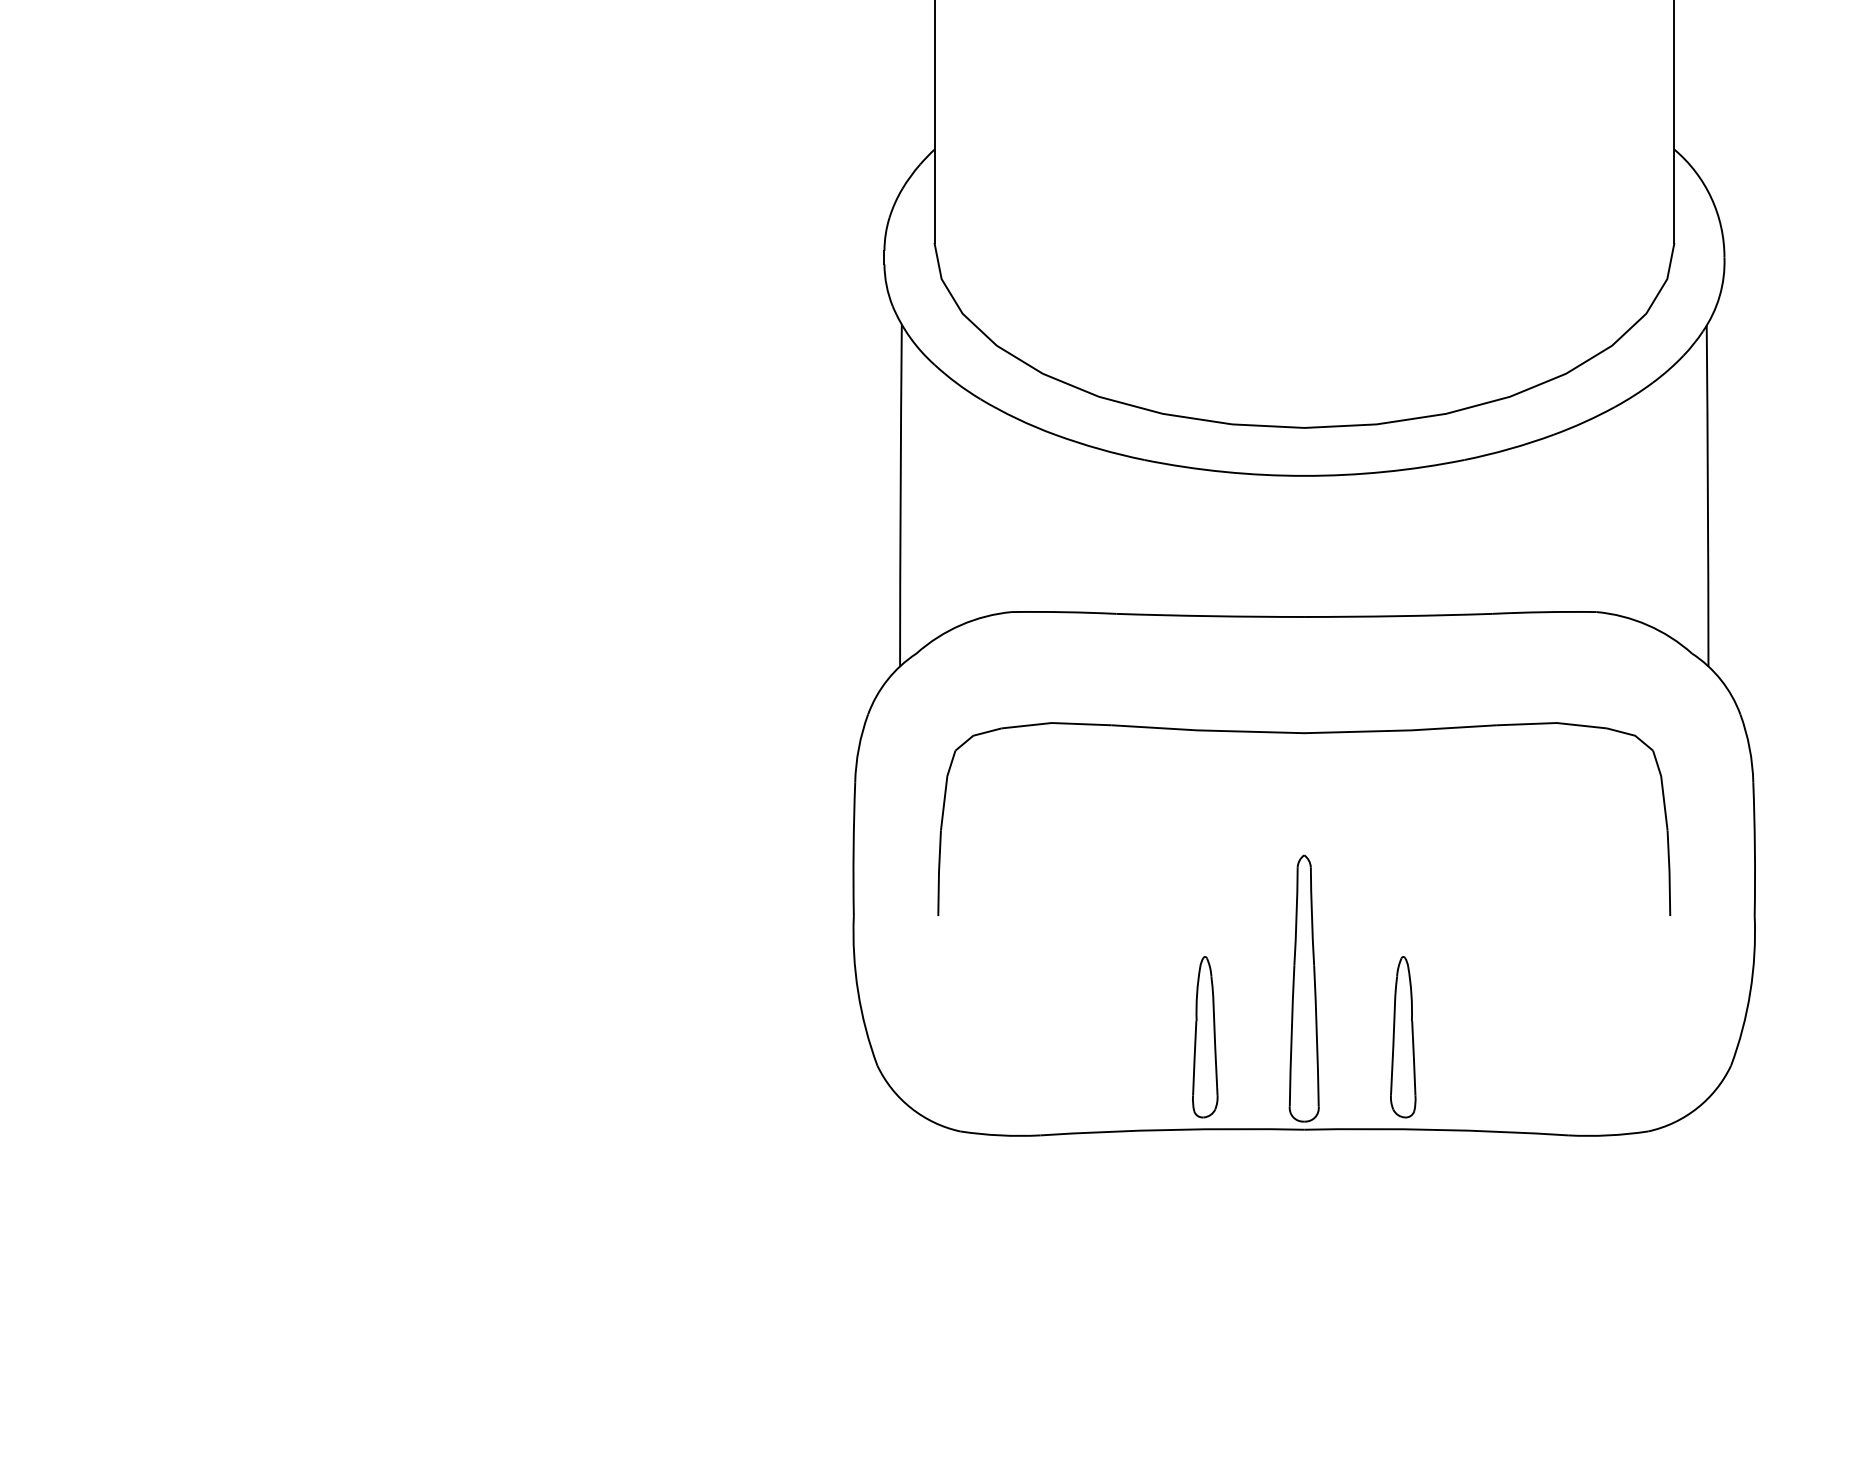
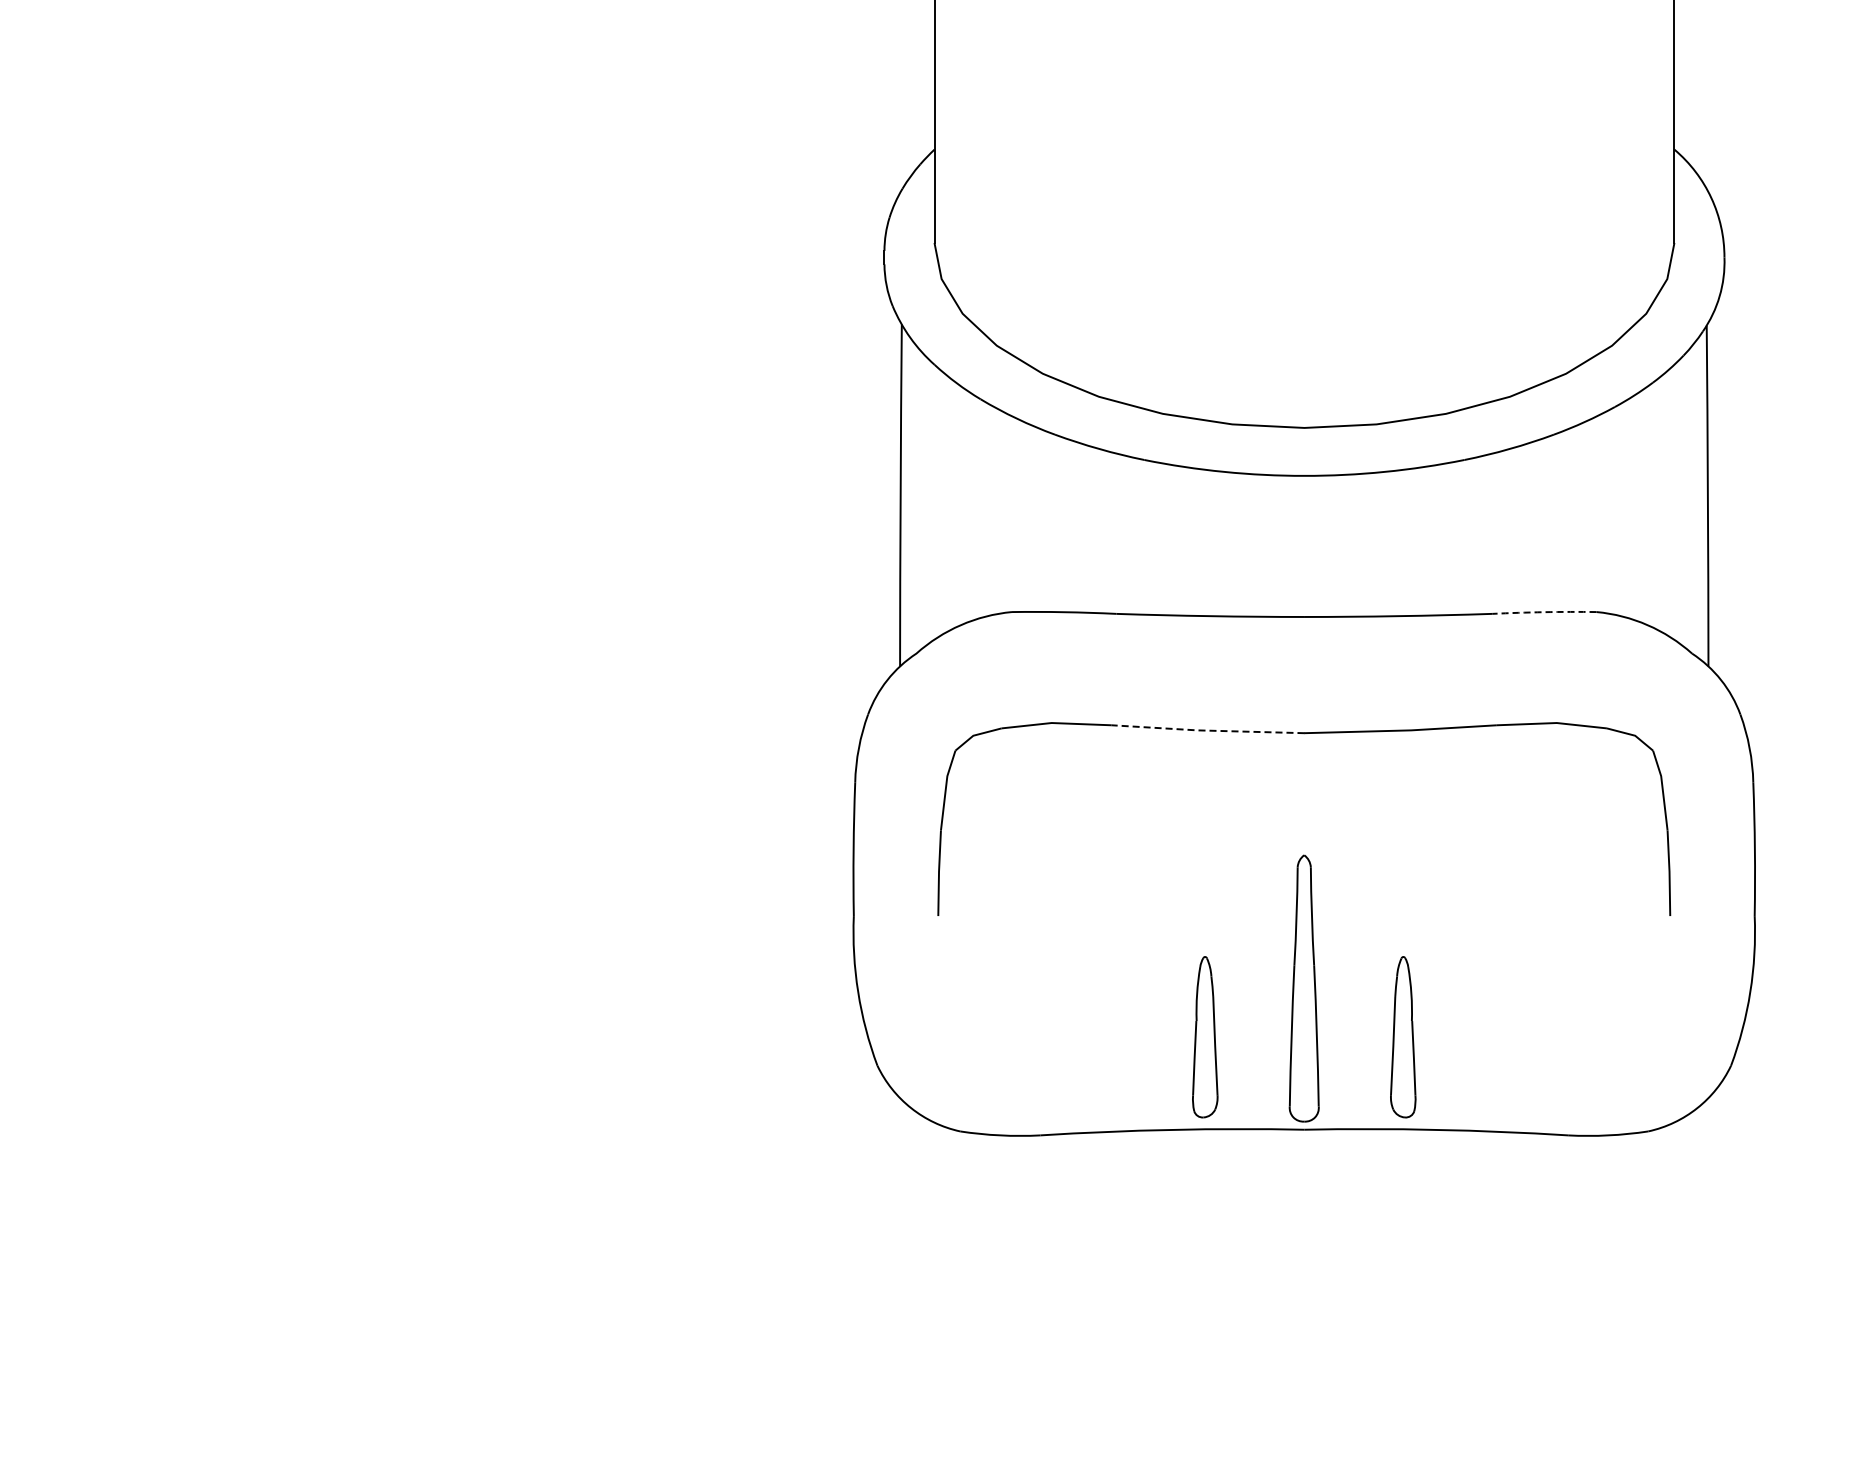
arc: solid -> dashed (1544, 612)
line: solid -> dashed (1207, 730)
